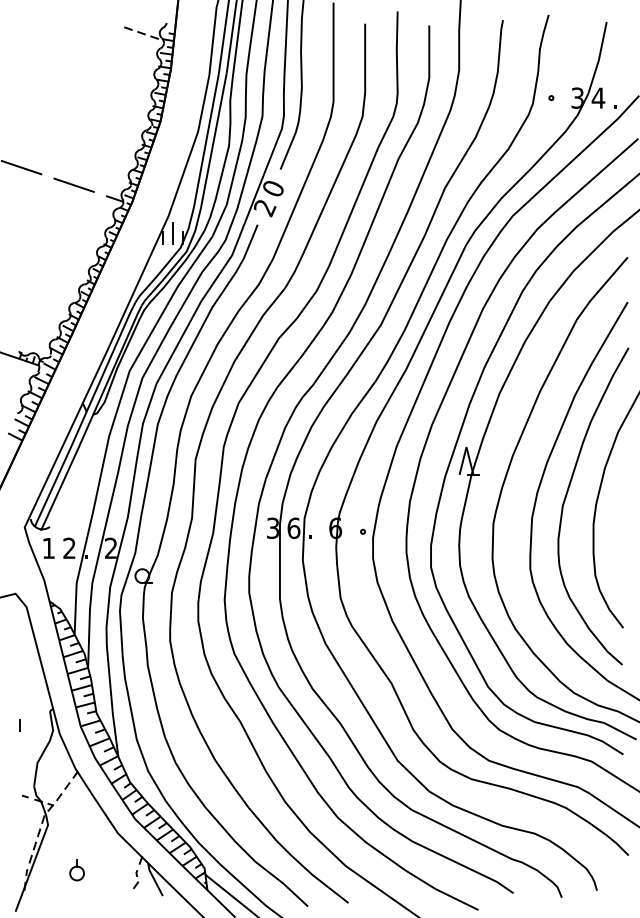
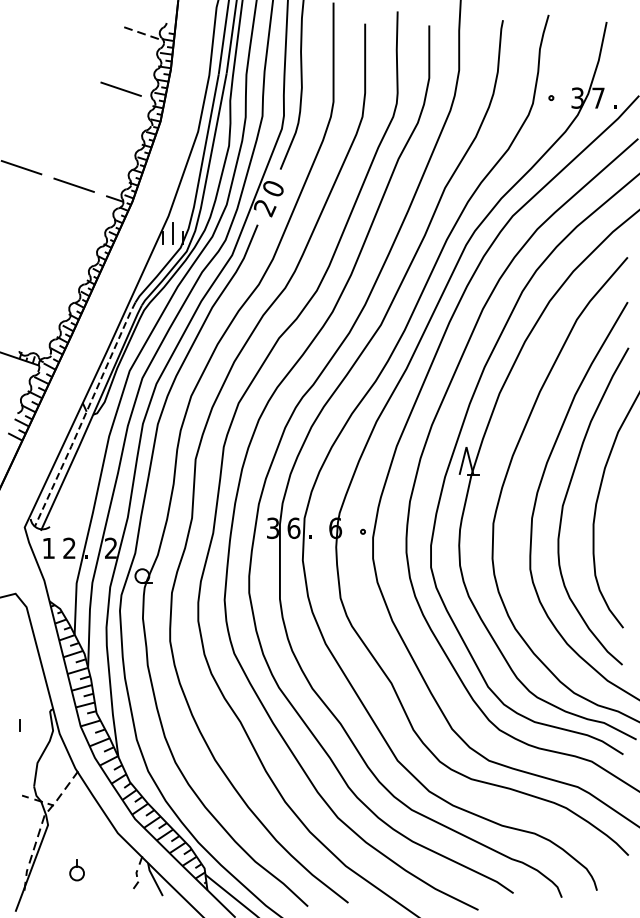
line: none -> present (120, 88)
text: 4 -> 7 (598, 97)
line: solid -> dashed (85, 415)
